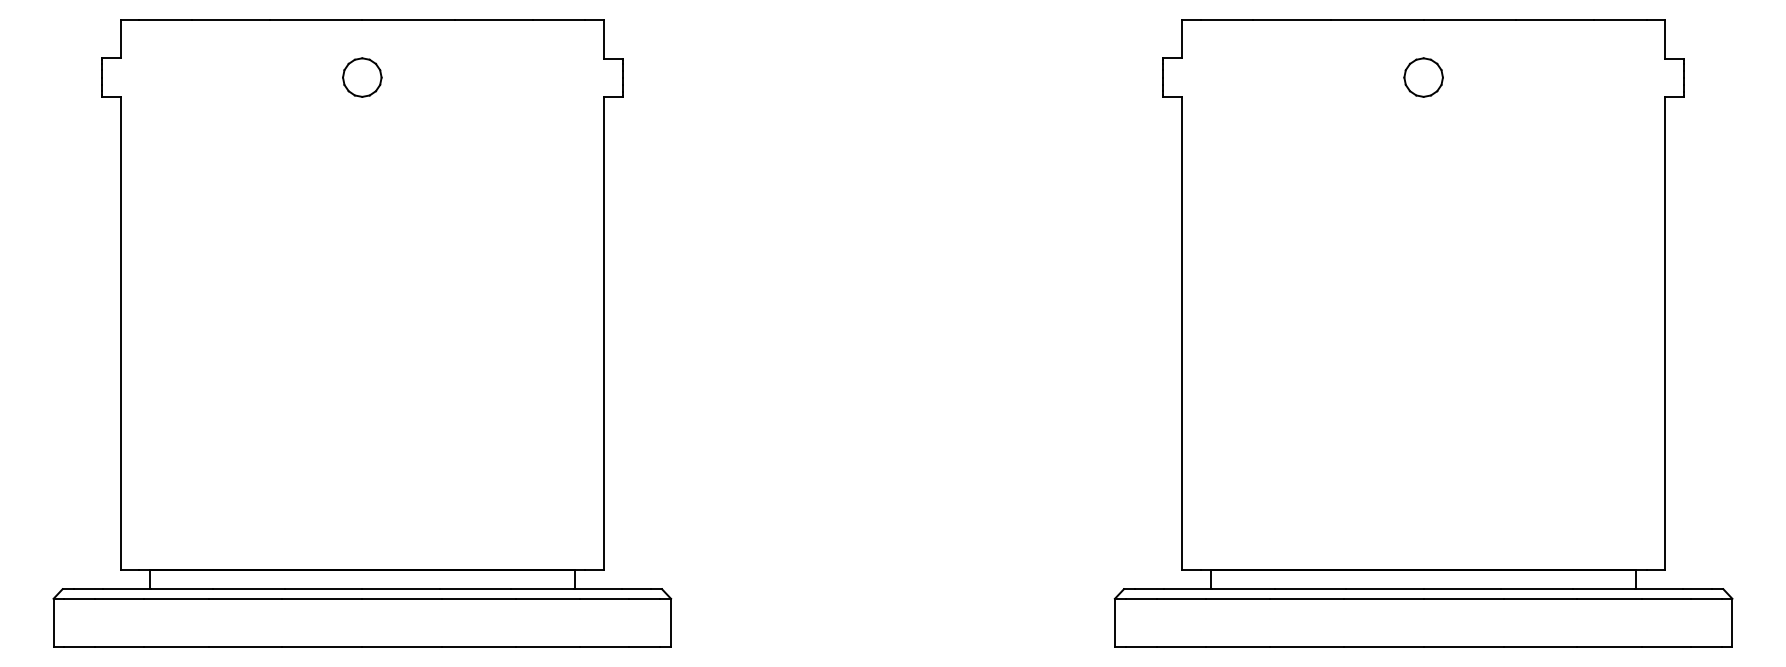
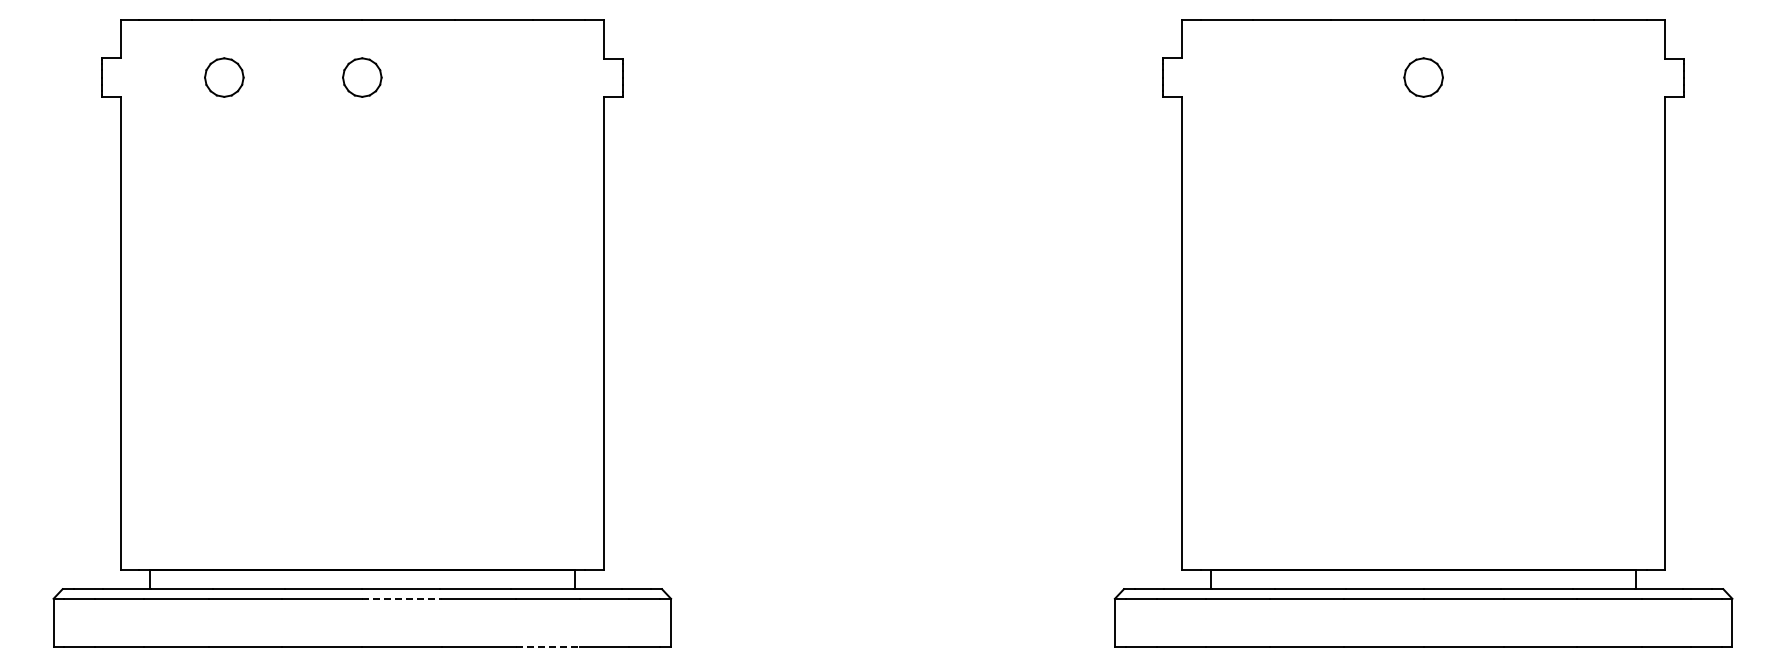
part: none -> present (224, 77)
line: solid -> dashed (402, 598)
line: solid -> dashed (548, 647)
